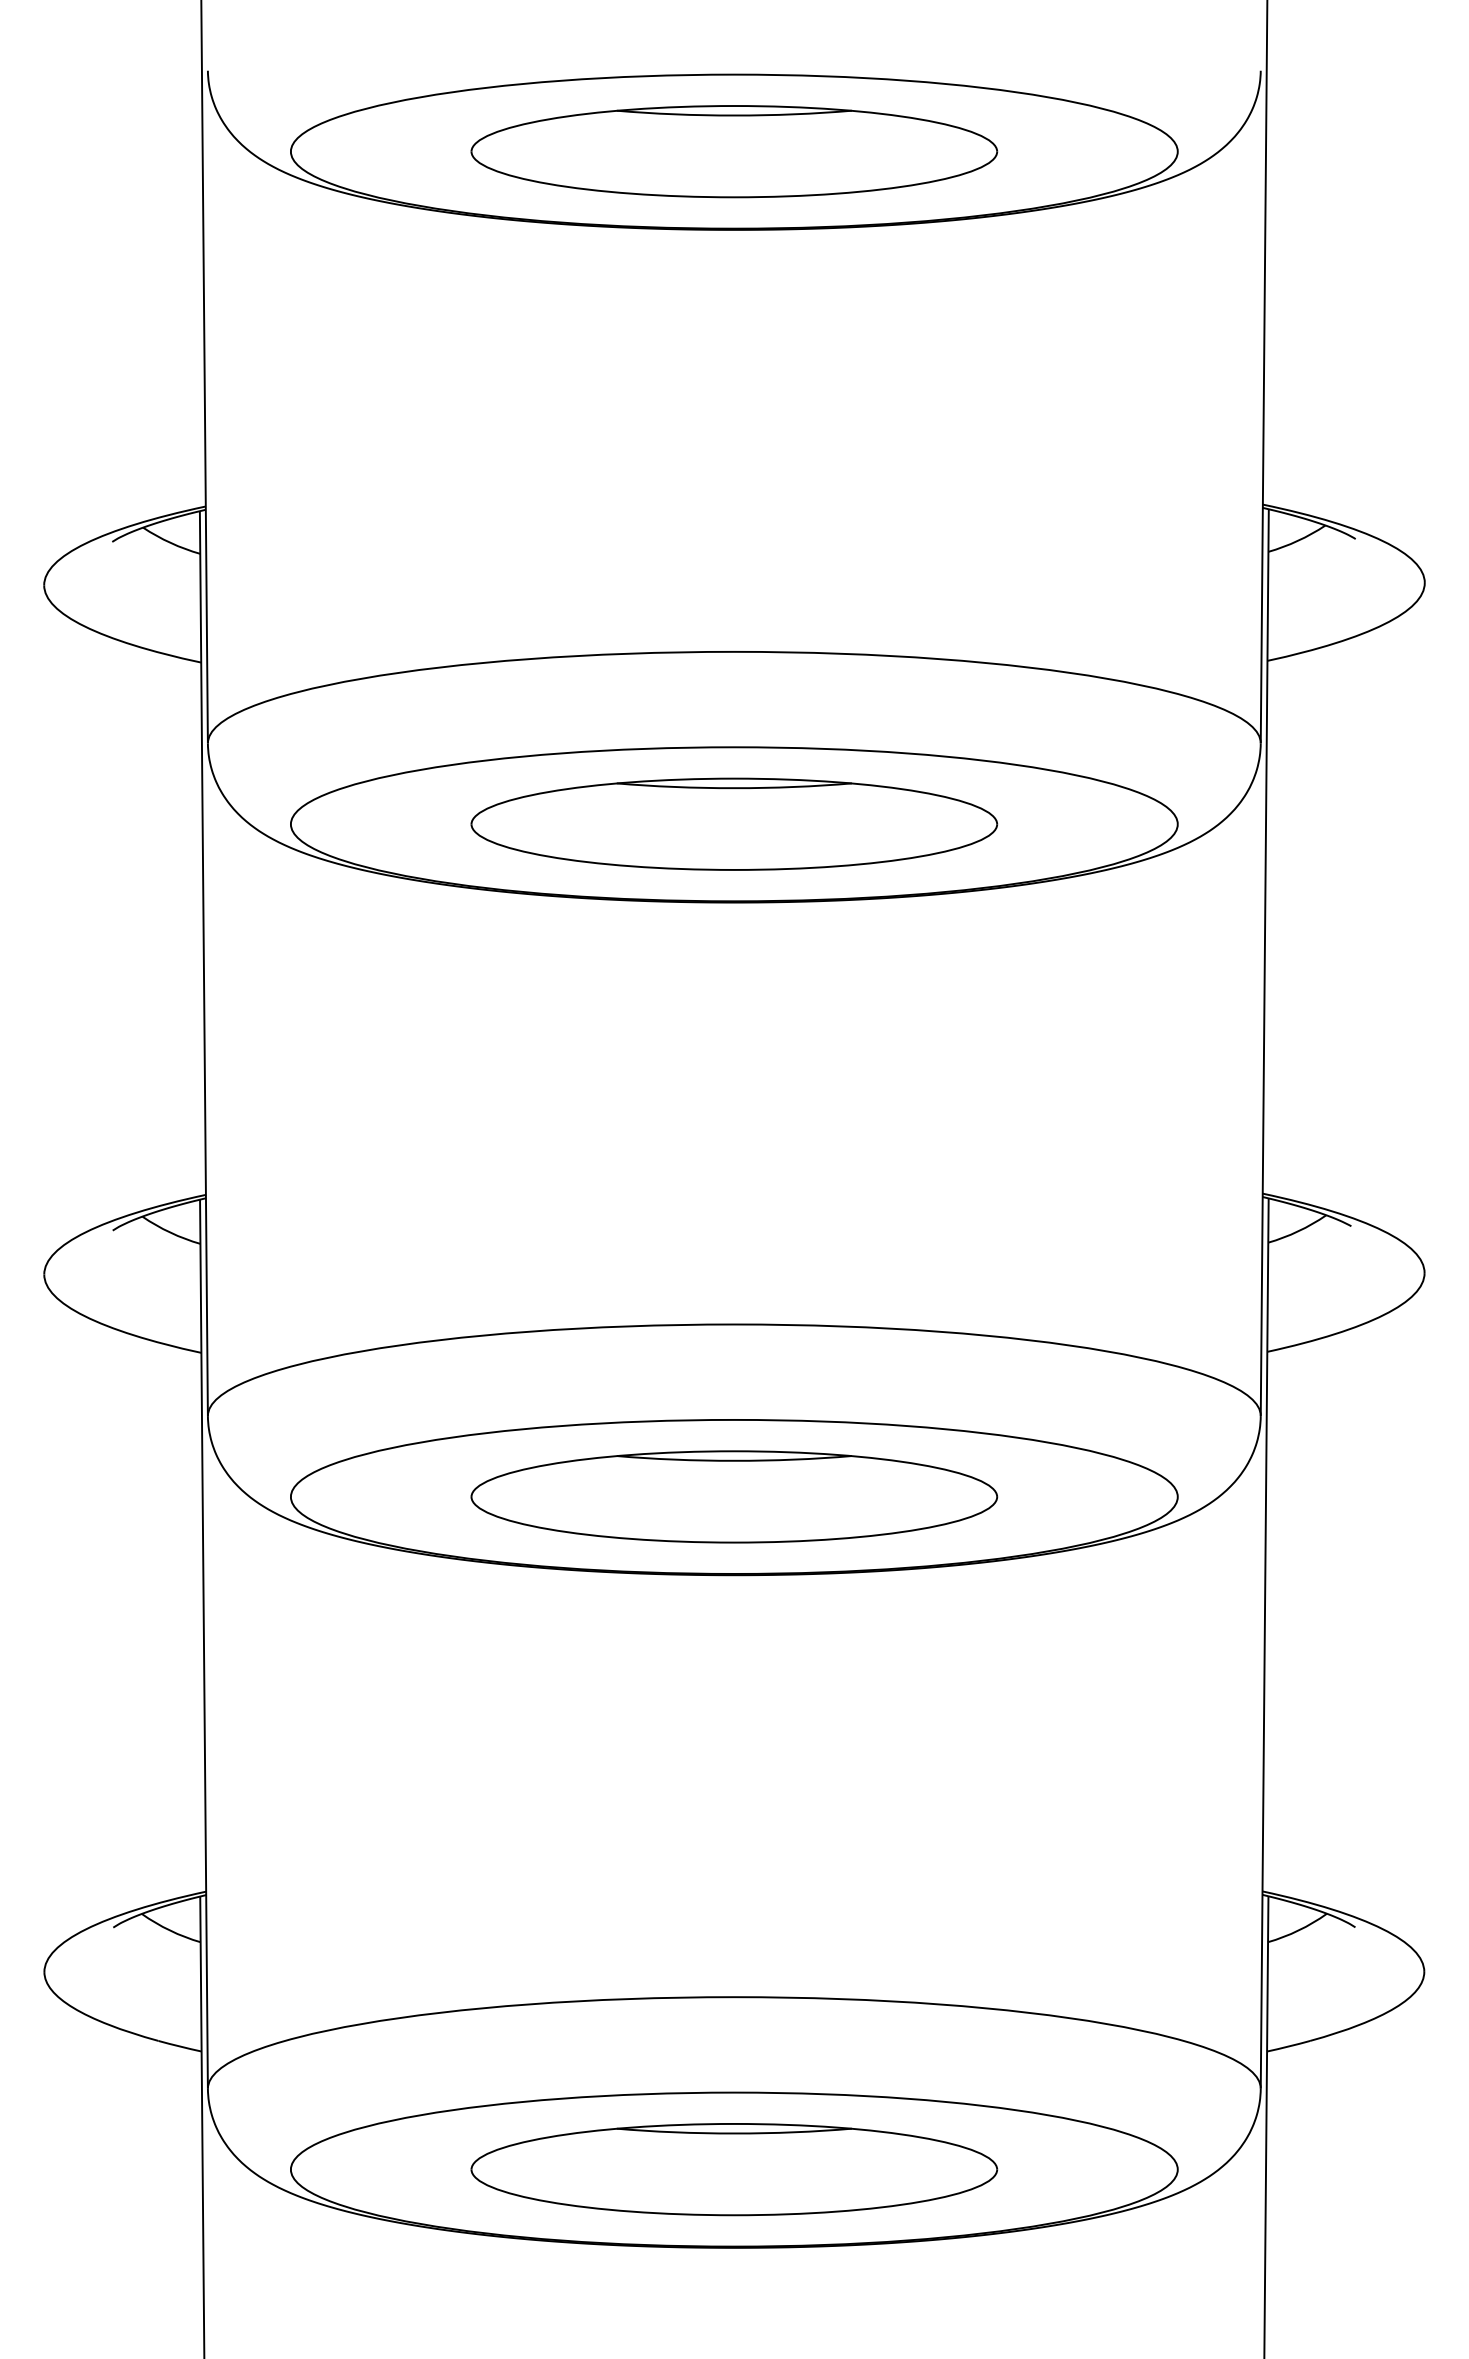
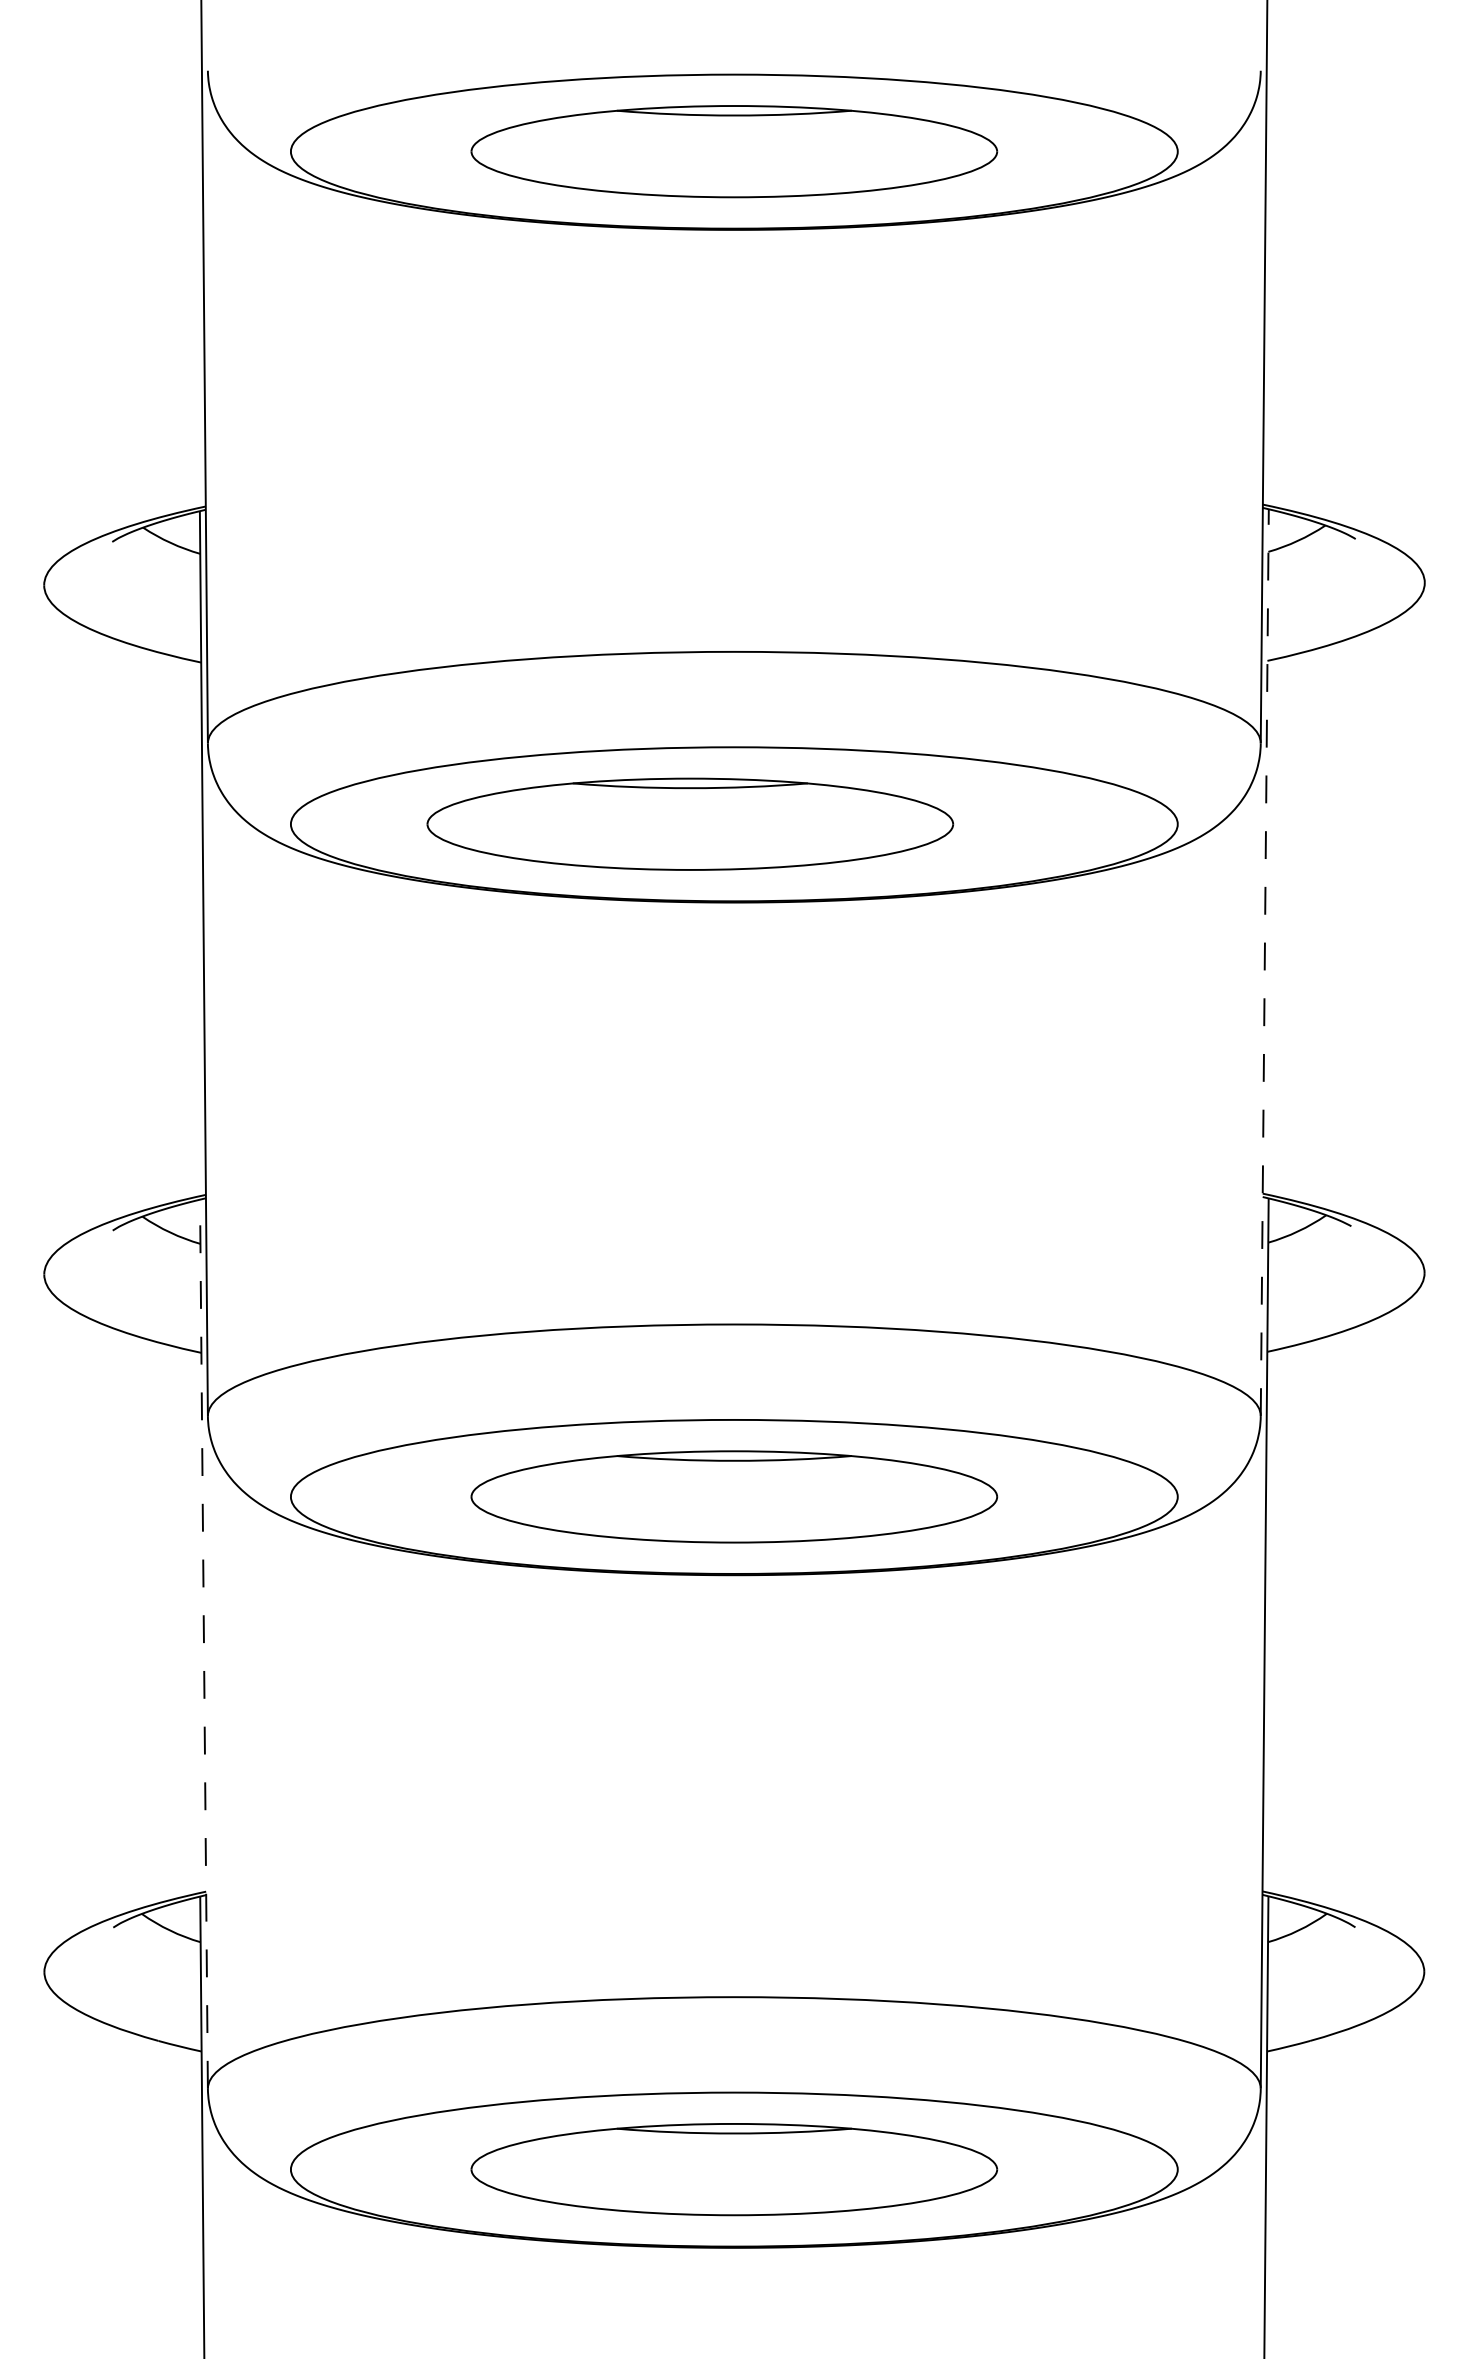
part position: (734, 823) -> (690, 823) (690, 823)
line: solid -> dashed (1264, 962)
line: solid -> dashed (203, 1644)
